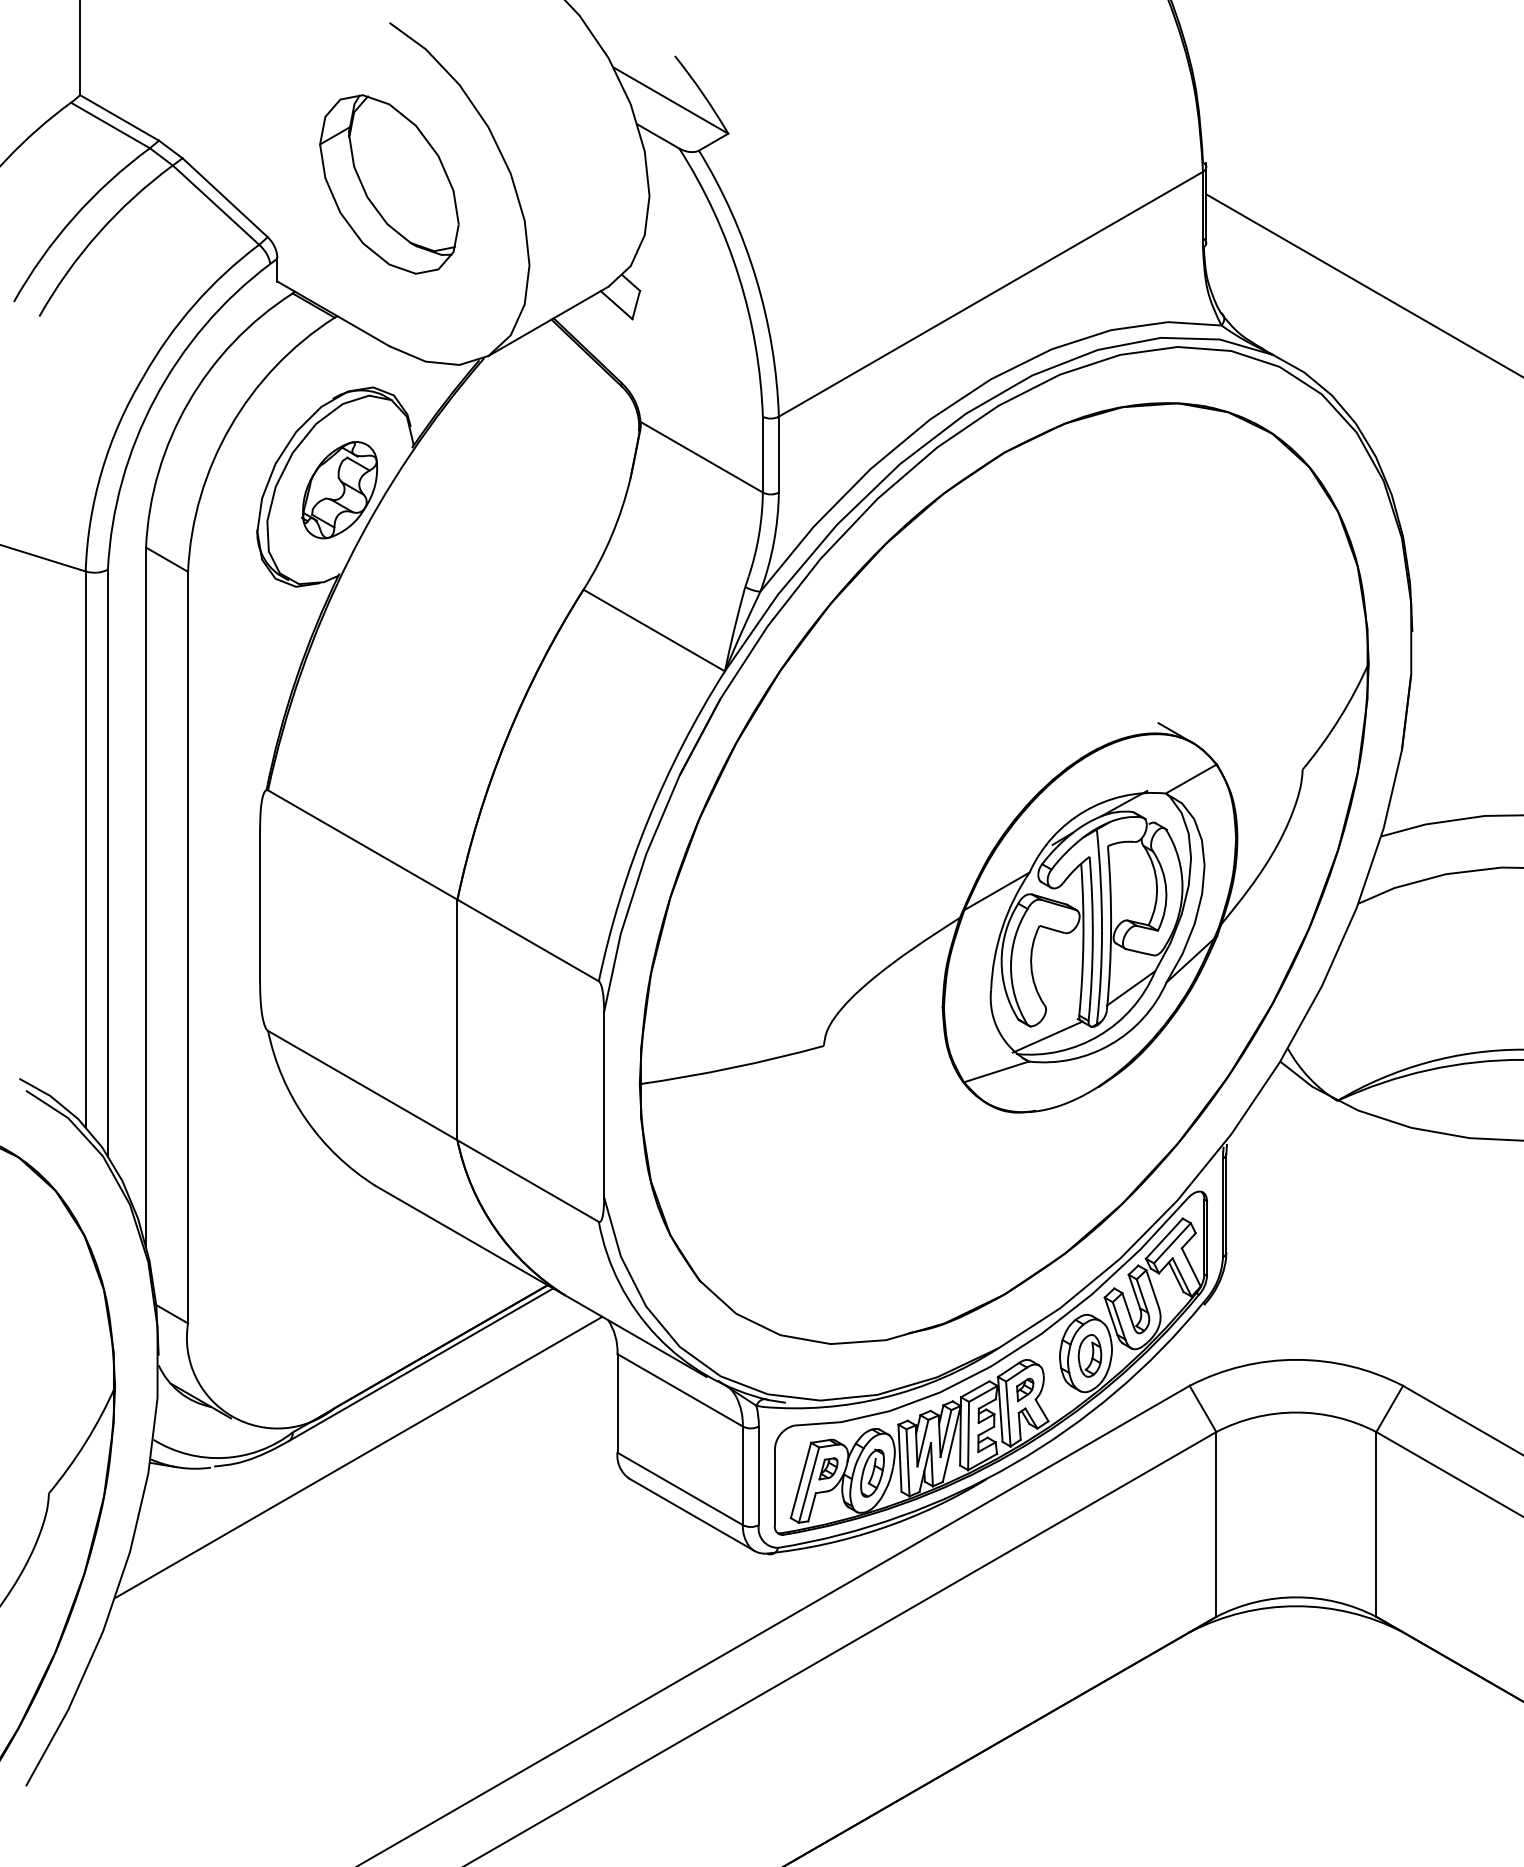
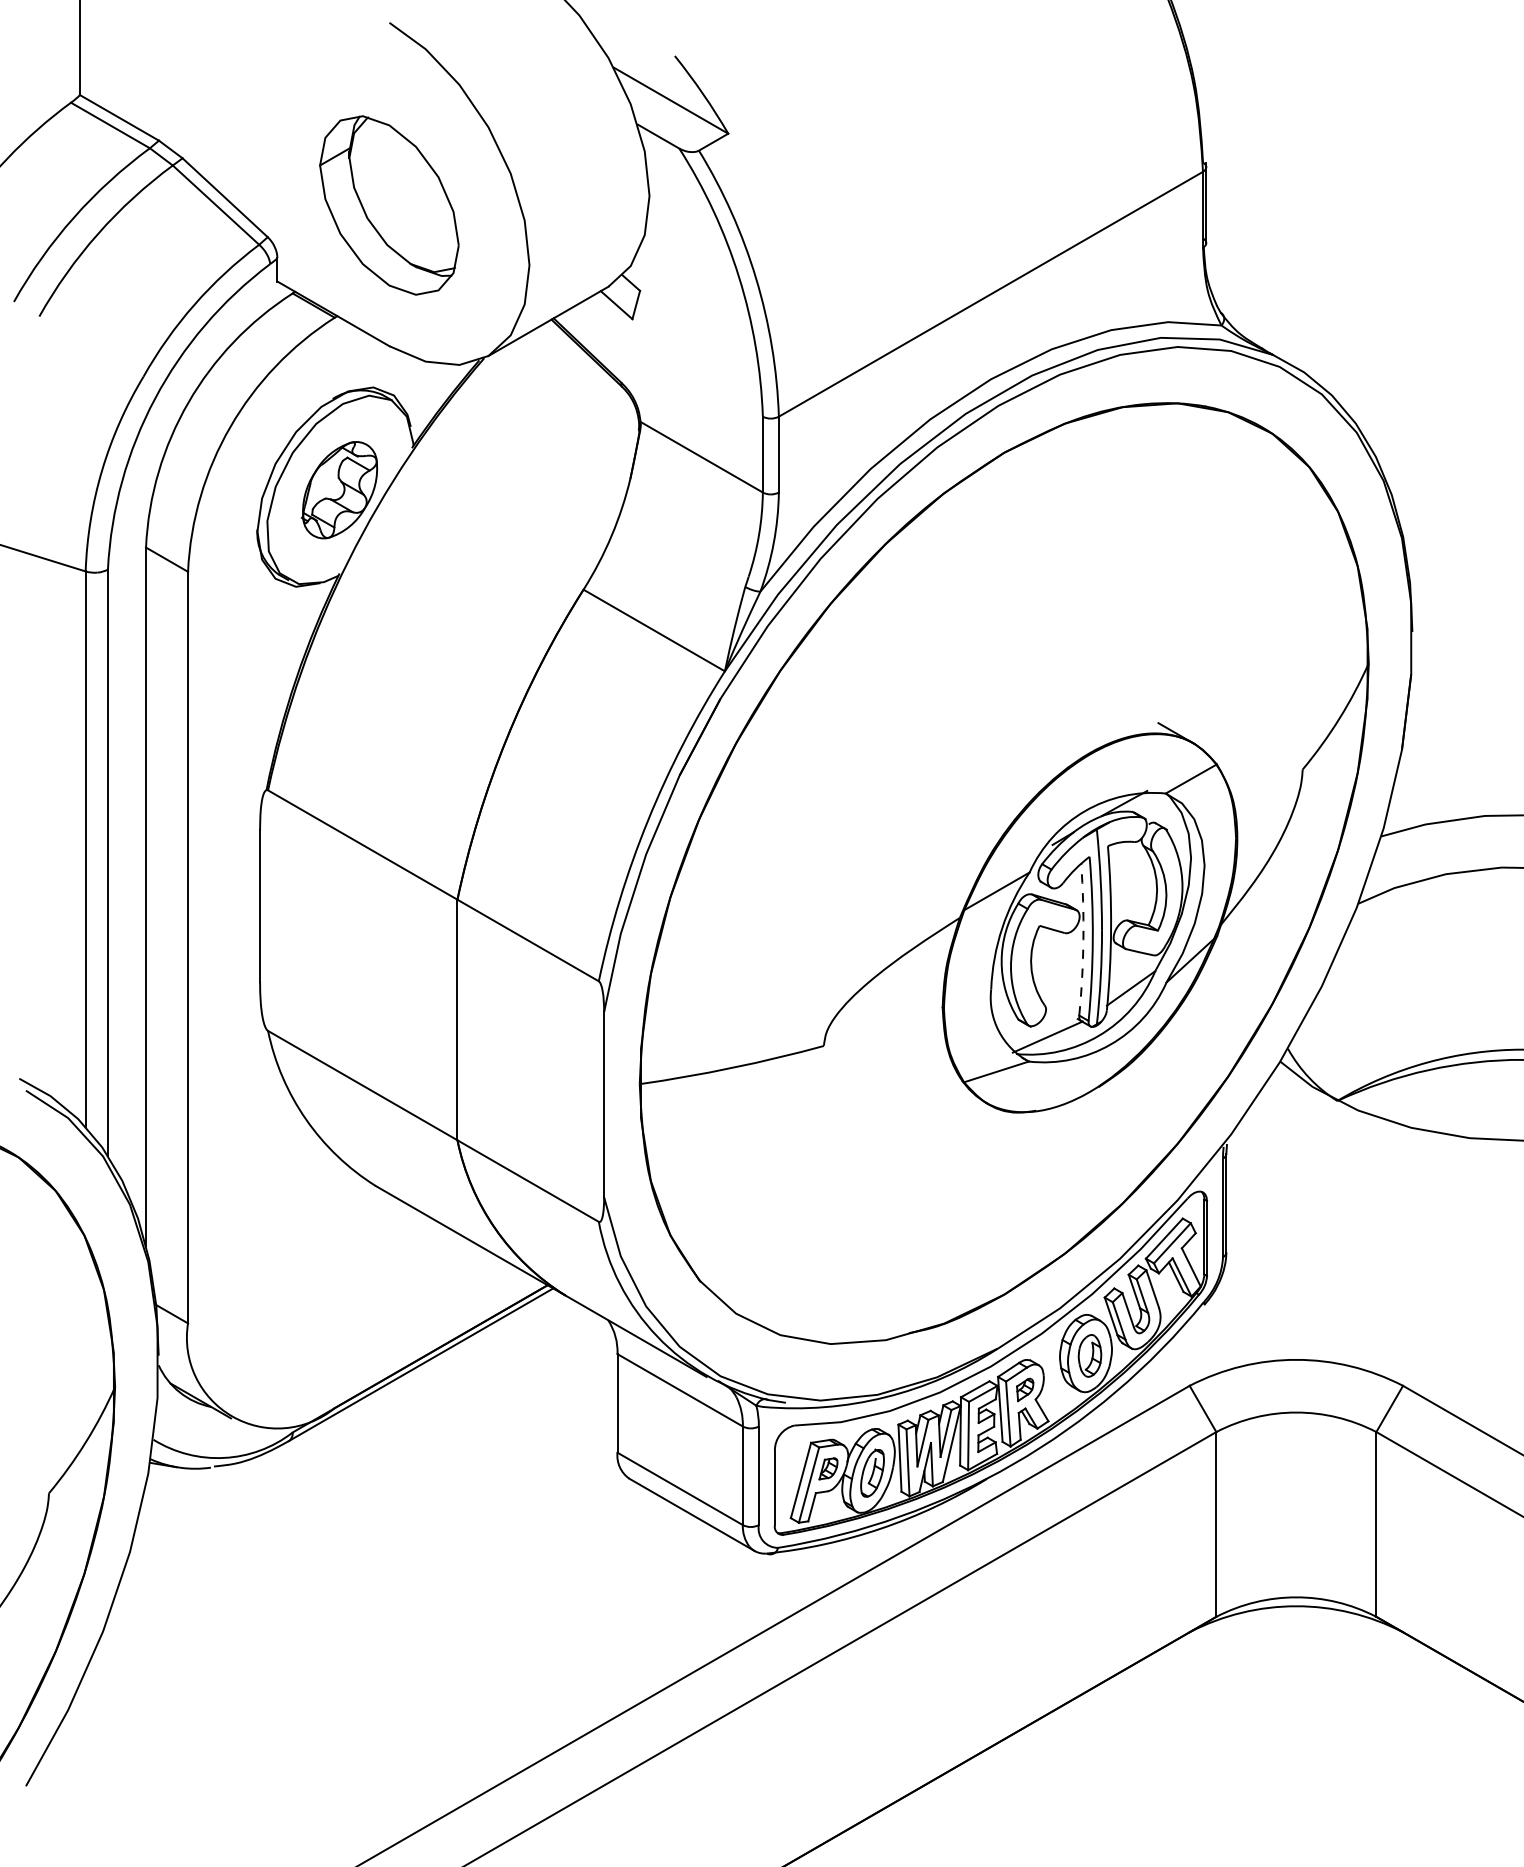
part position: (389, 184) -> (389, 205) (389, 205)
line: present -> none (1363, 284)
arc: solid -> dashed (1083, 939)
line: present -> none (358, 1456)
